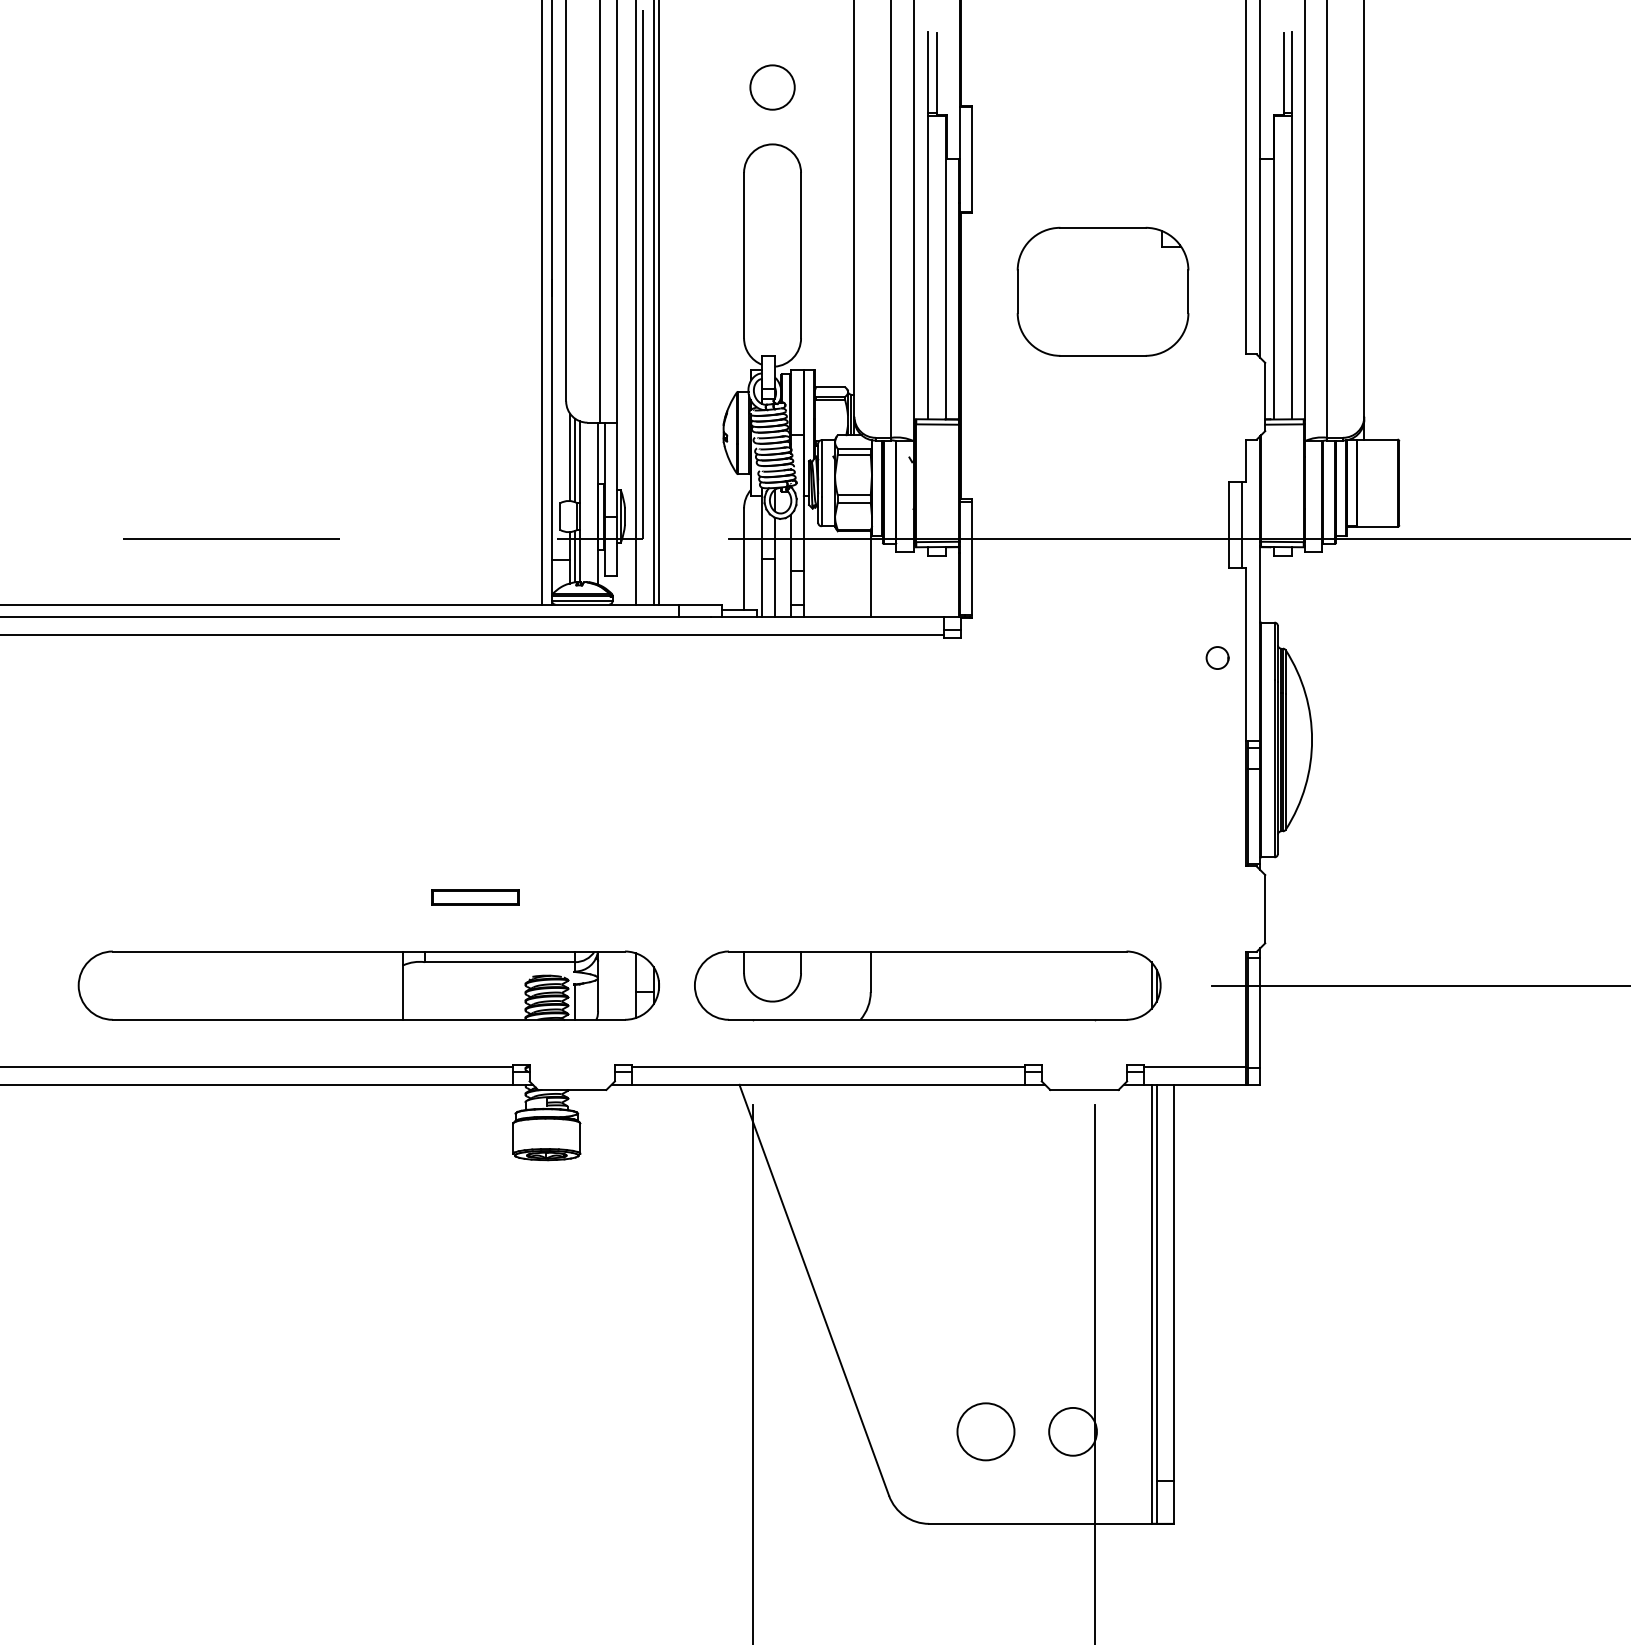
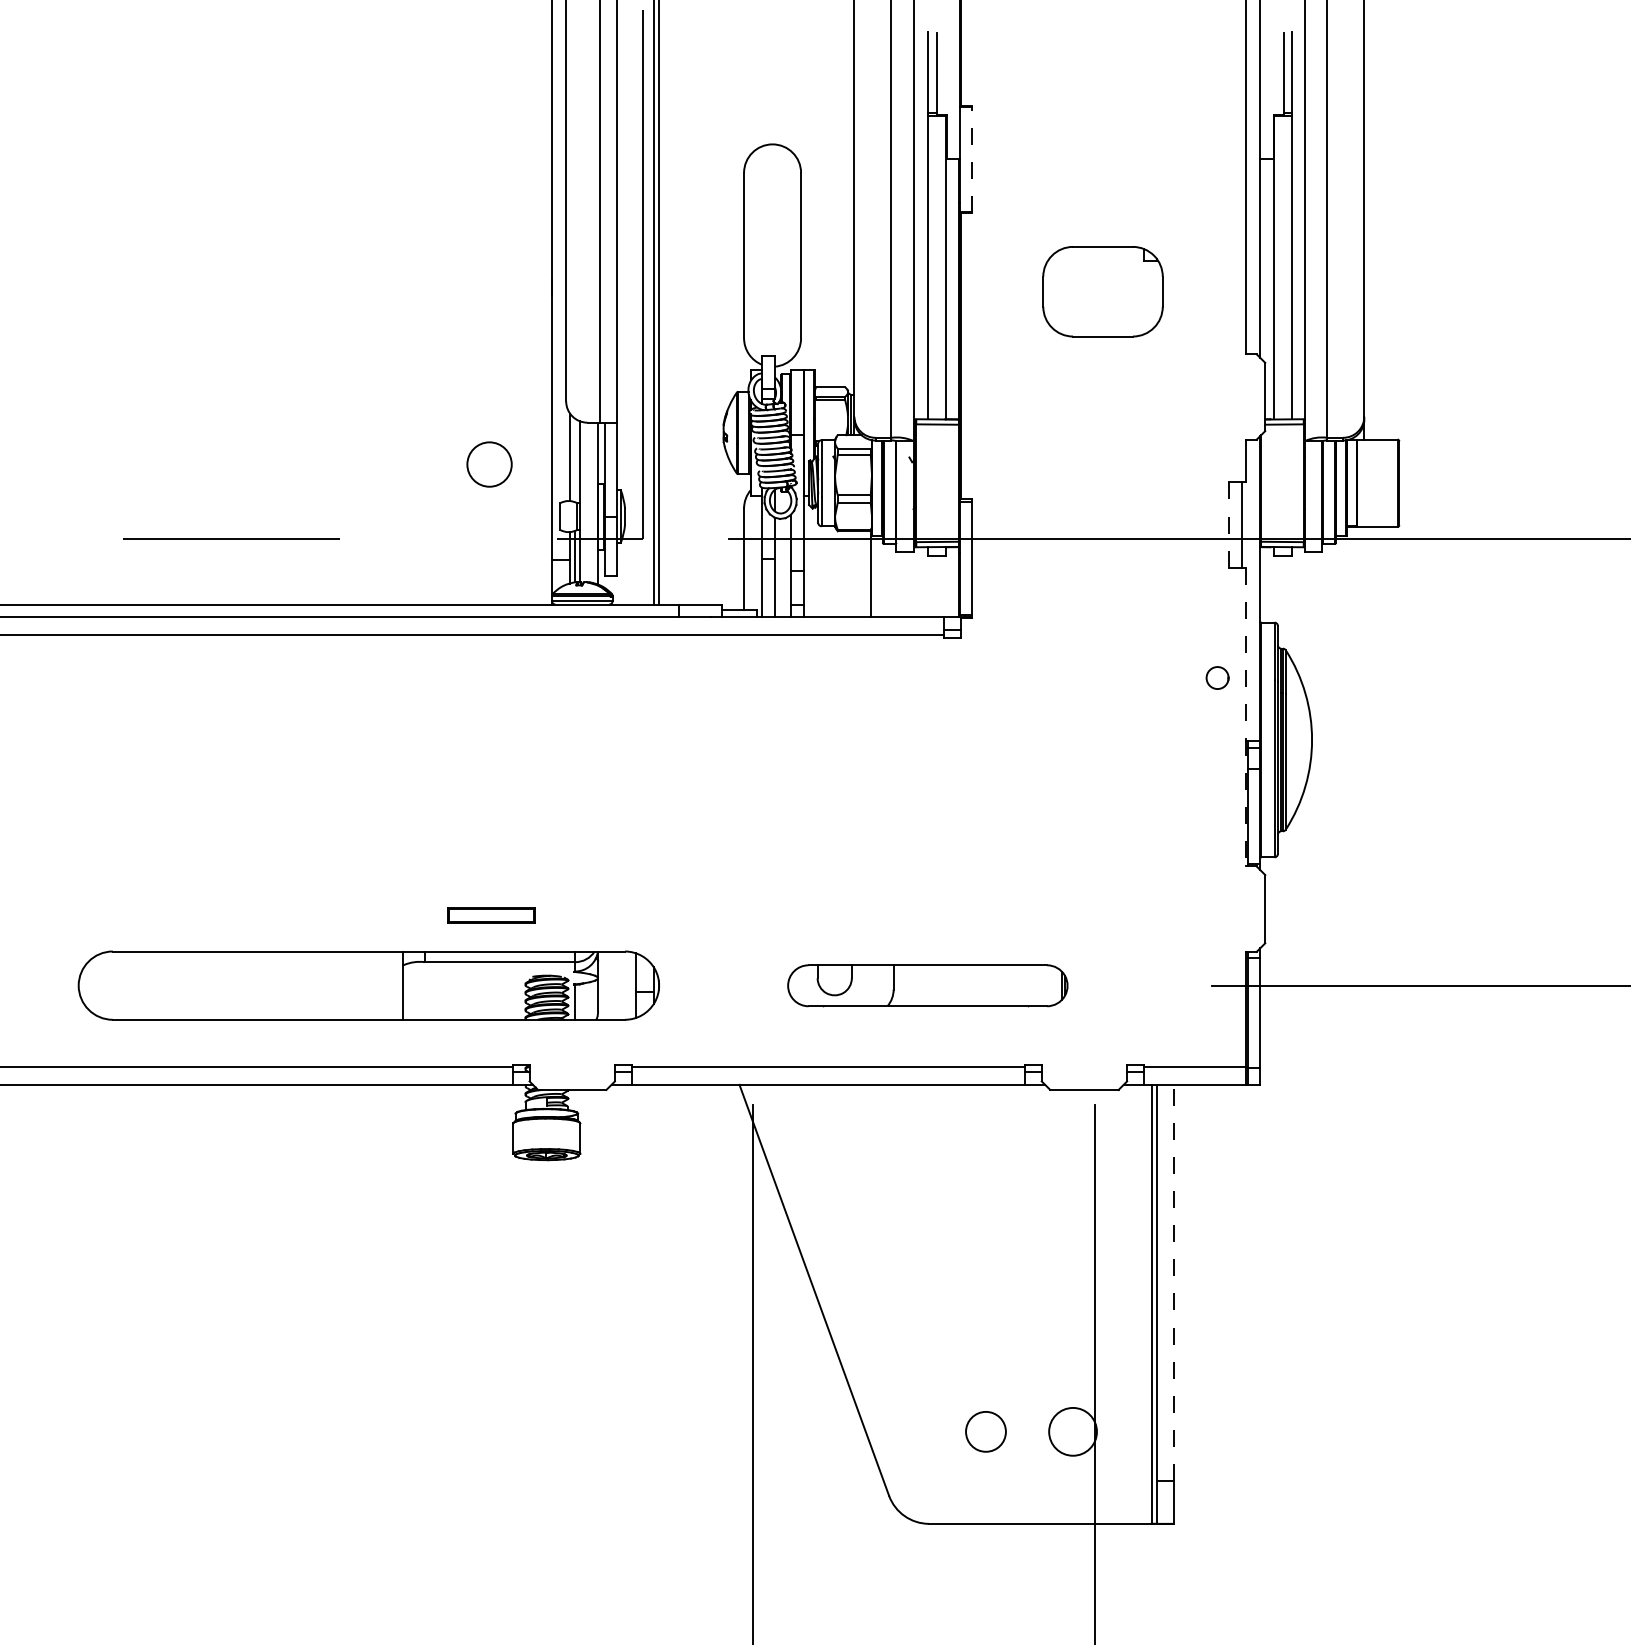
circle position: (772, 87) -> (489, 464) (489, 464)
line: solid -> dashed (972, 159)
part size: 174x131 px -> 122x92 px (1102, 291)
line: present -> none (542, 303)
line: present -> none (636, 303)
line: present -> none (575, 460)
line: solid -> dashed (1229, 525)
circle position: (1217, 657) -> (1217, 677) (1217, 677)
line: solid -> dashed (1246, 717)
part position: (475, 897) -> (491, 915) (491, 915)
part size: 468x72 px -> 282x44 px (927, 985)
line: solid -> dashed (1174, 1282)
circle diameter: 57 px -> 40 px (985, 1431)
